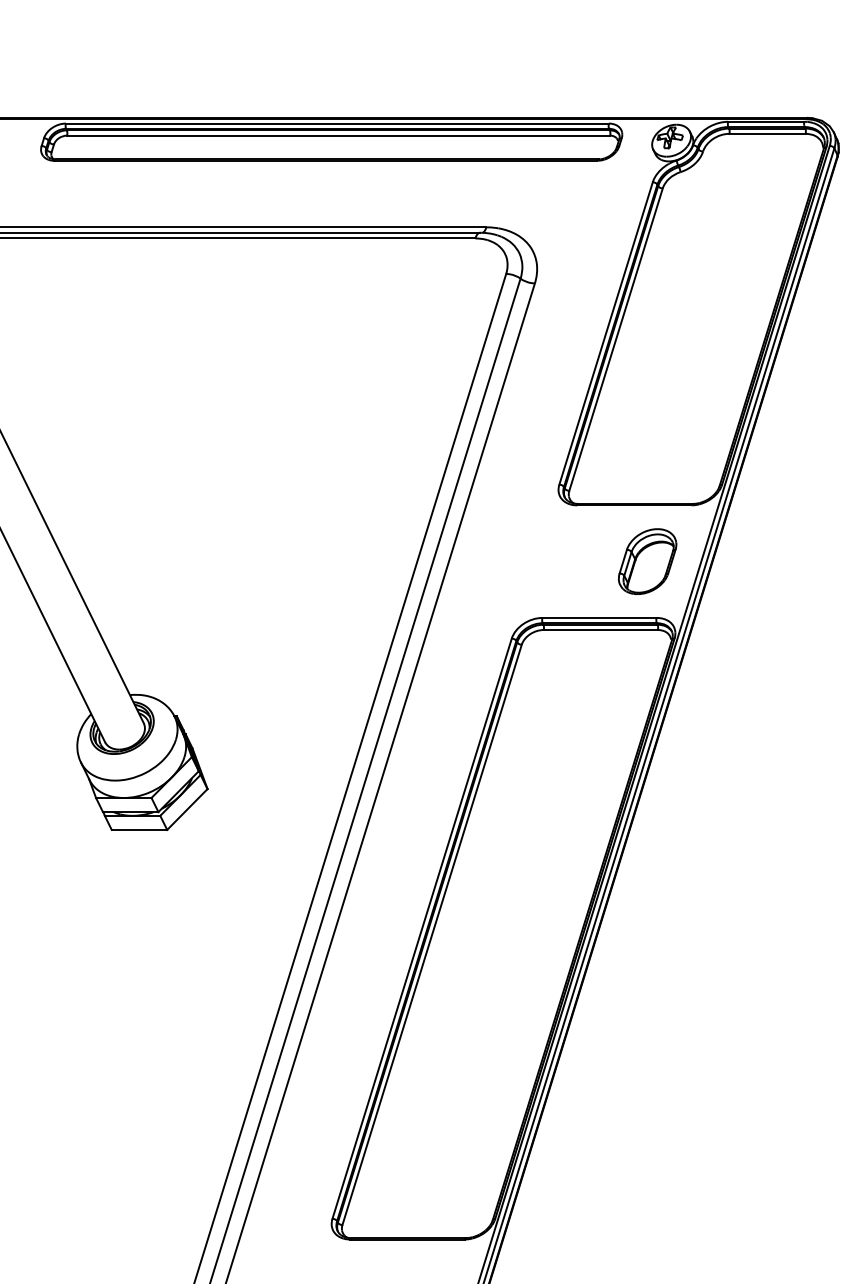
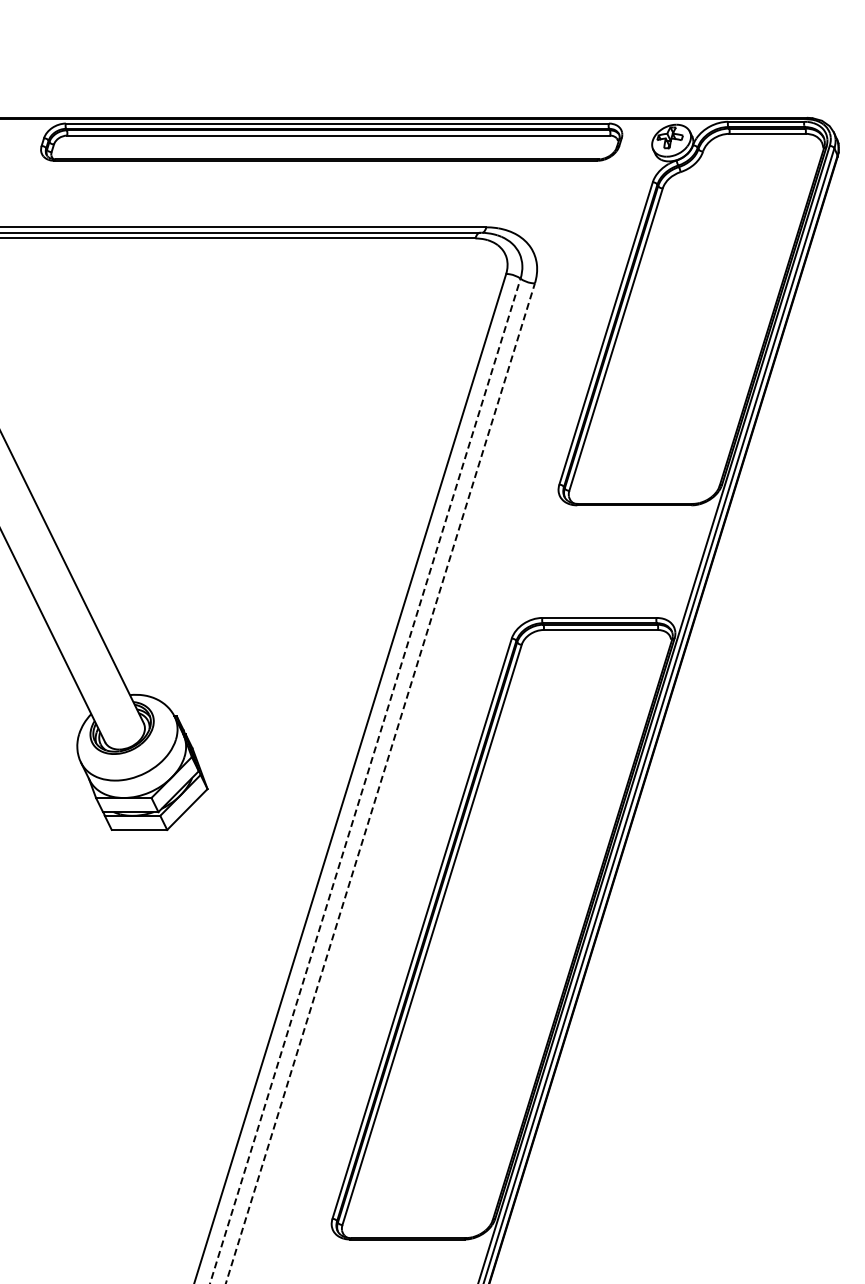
part: present -> none (647, 561)
line: solid -> dashed (365, 781)
line: solid -> dashed (380, 782)
